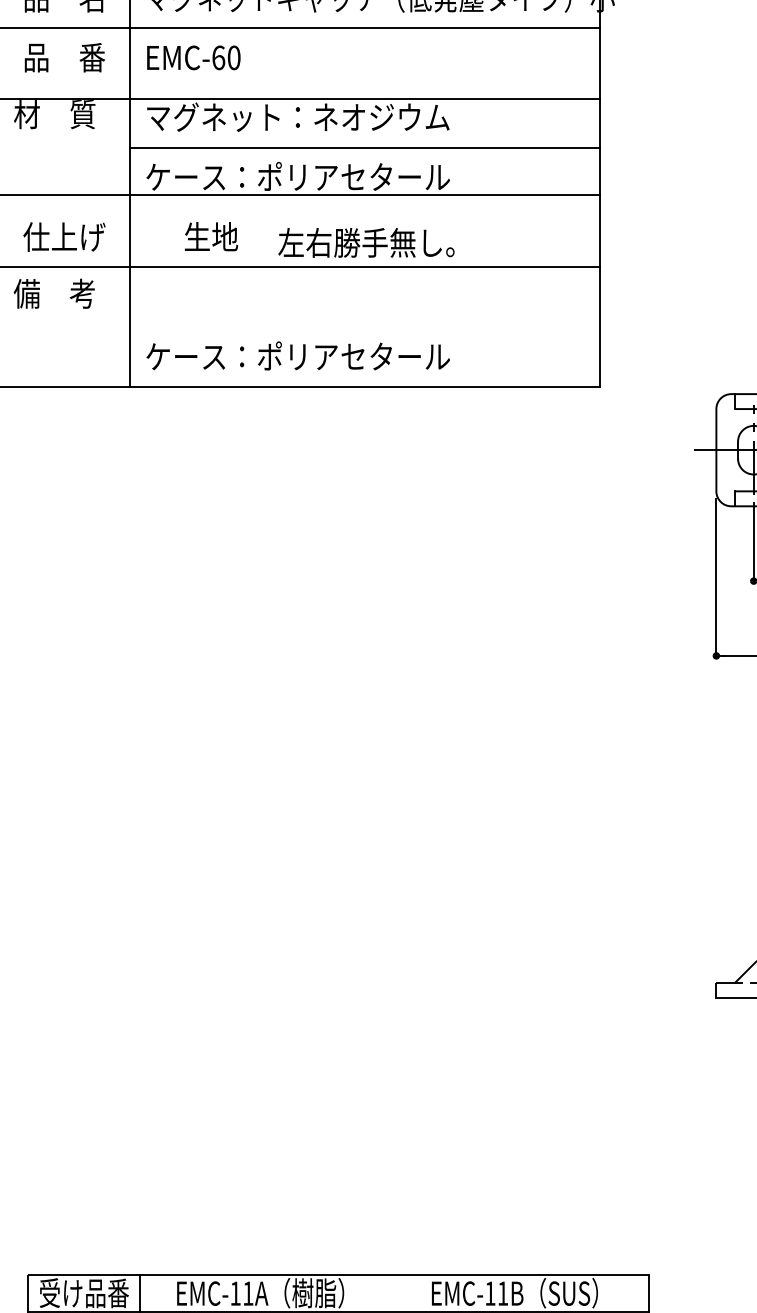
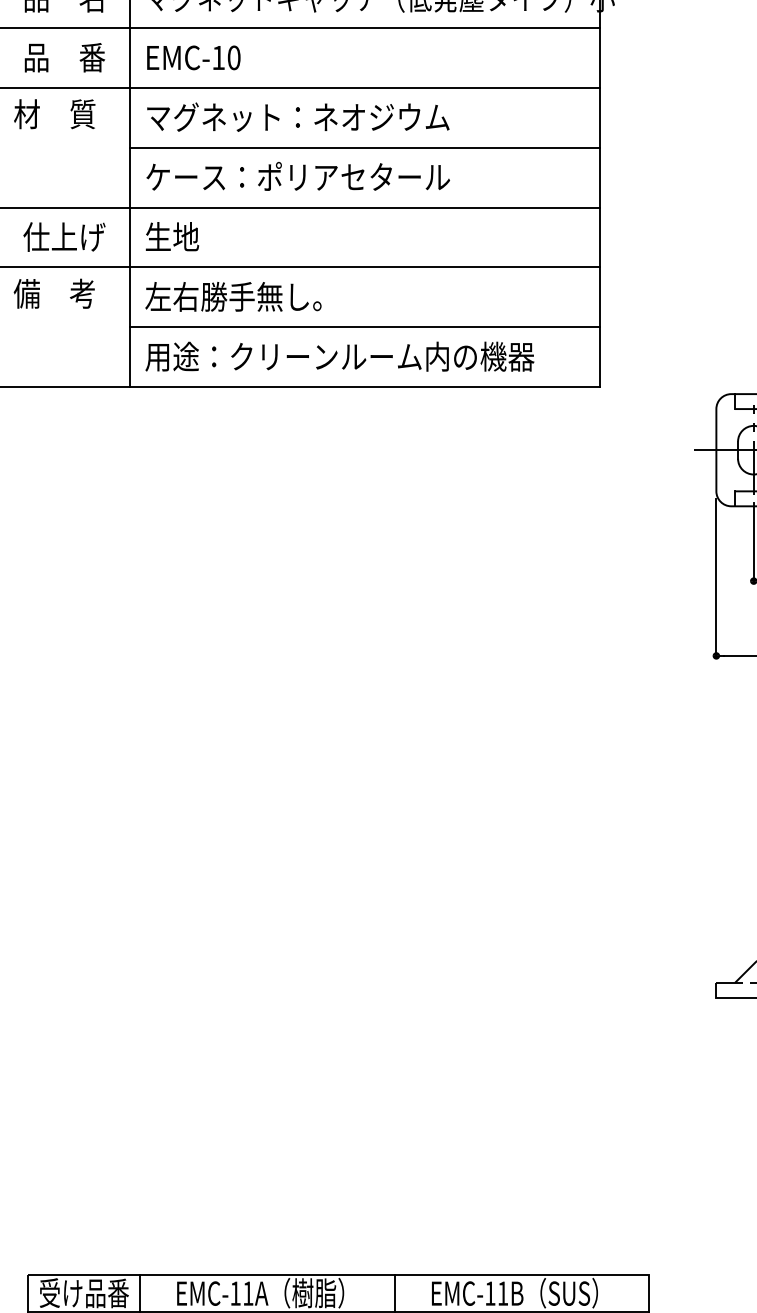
text: EMC-60 -> EMC-10 (218, 57)
line position: (301, 98) -> (301, 87) (301, 87)
line position: (301, 194) -> (301, 207) (301, 207)
text position: (210, 236) -> (171, 236) (171, 236)
text position: (366, 242) -> (233, 296) (233, 296)
line: none -> present (364, 327)
text: ケース：ポリアセタール -> 用途：クリーンルーム内の機器 (339, 356)
line: none -> present (394, 1291)
